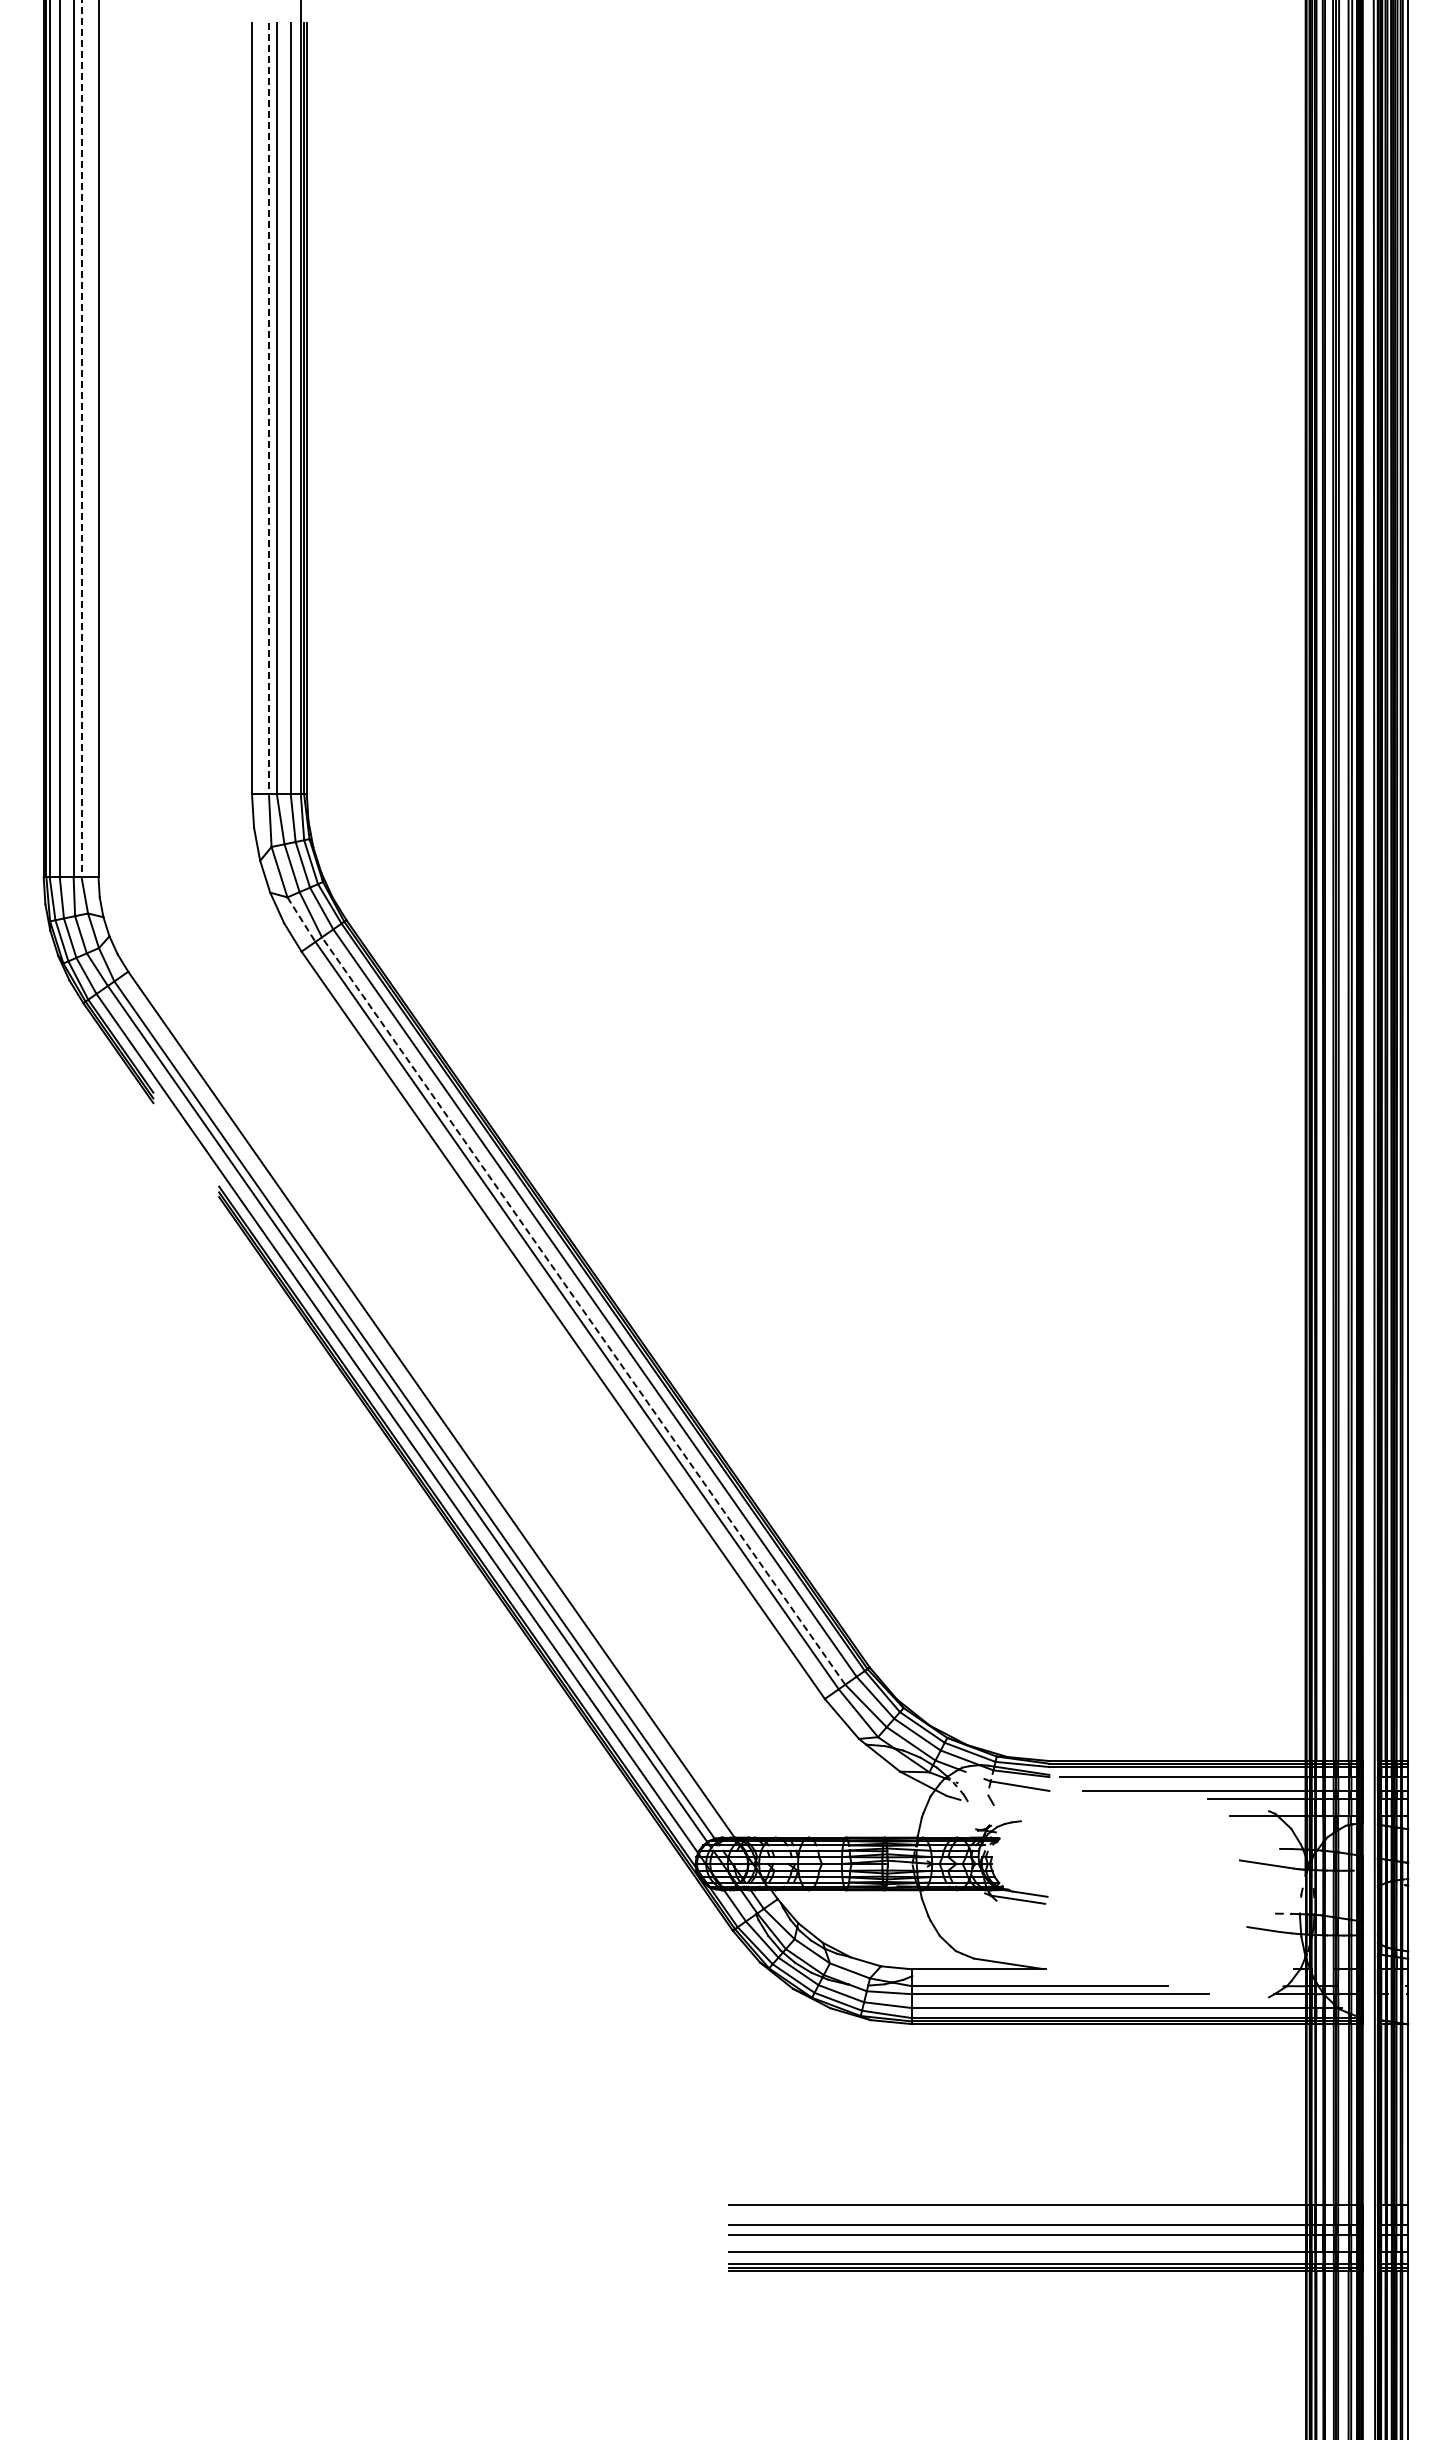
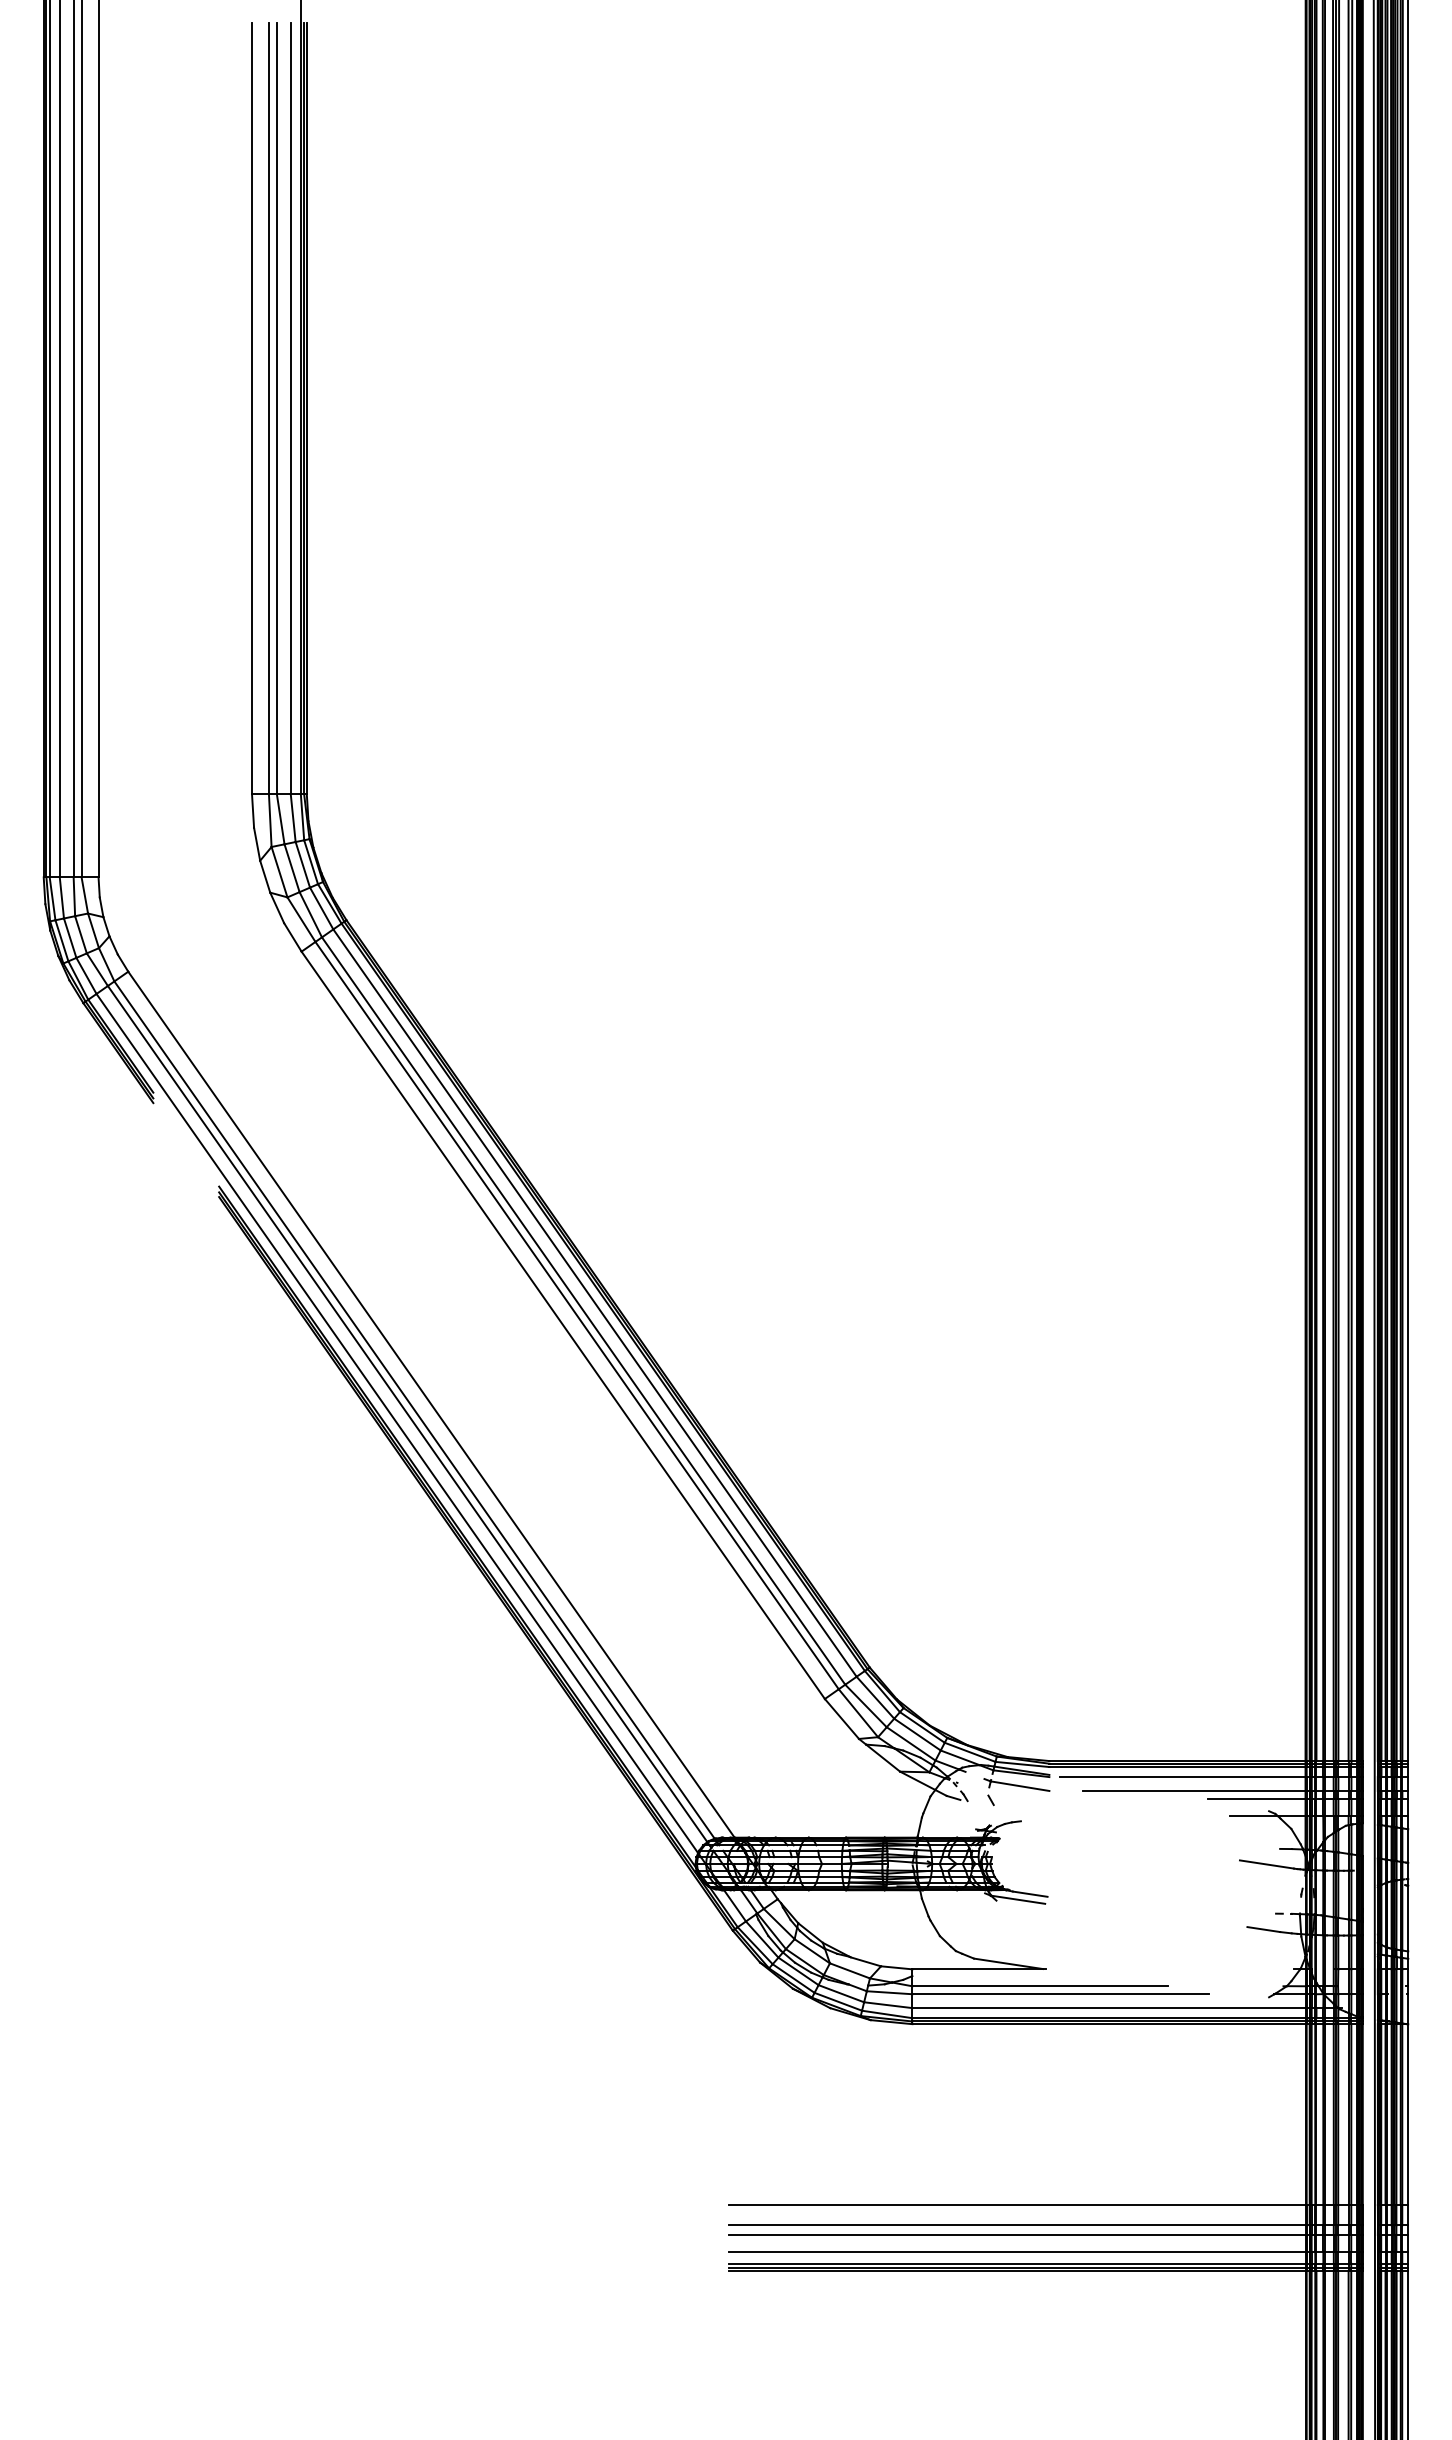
line: dashed -> solid (268, 409)
line: dashed -> solid (81, 439)
line: dashed -> solid (301, 920)
line: dashed -> solid (583, 1310)
